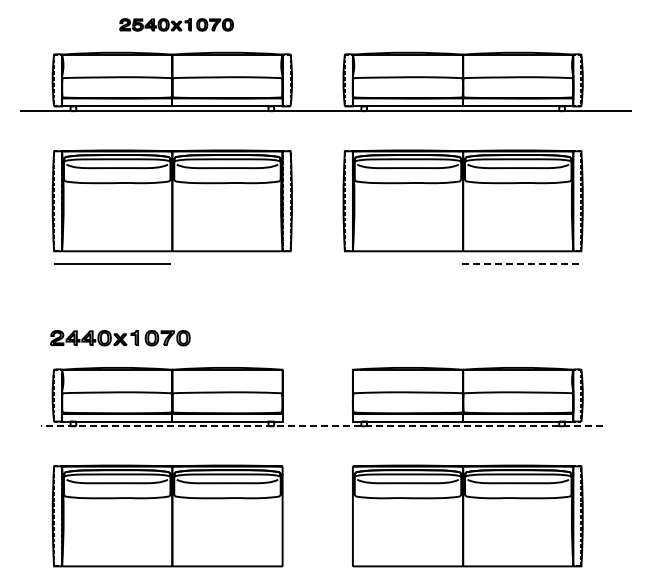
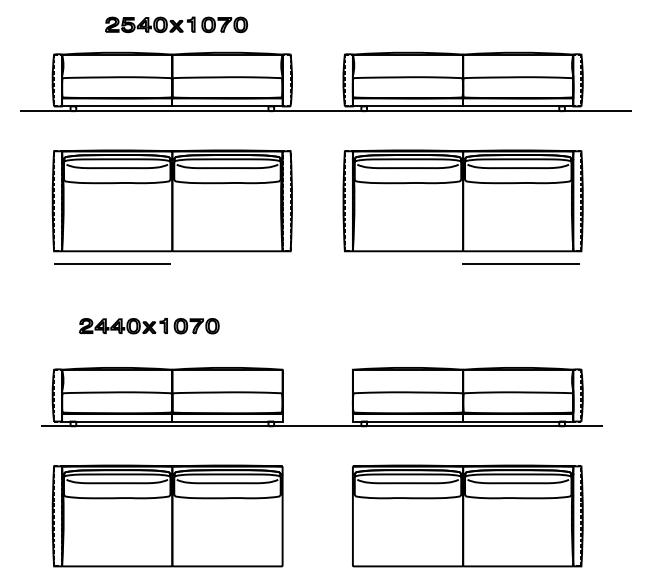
part size: 115x14 px -> 143x18 px (176, 24)
line: dashed -> solid (520, 264)
part position: (120, 338) -> (149, 326) (149, 326)
line: dashed -> solid (321, 426)
